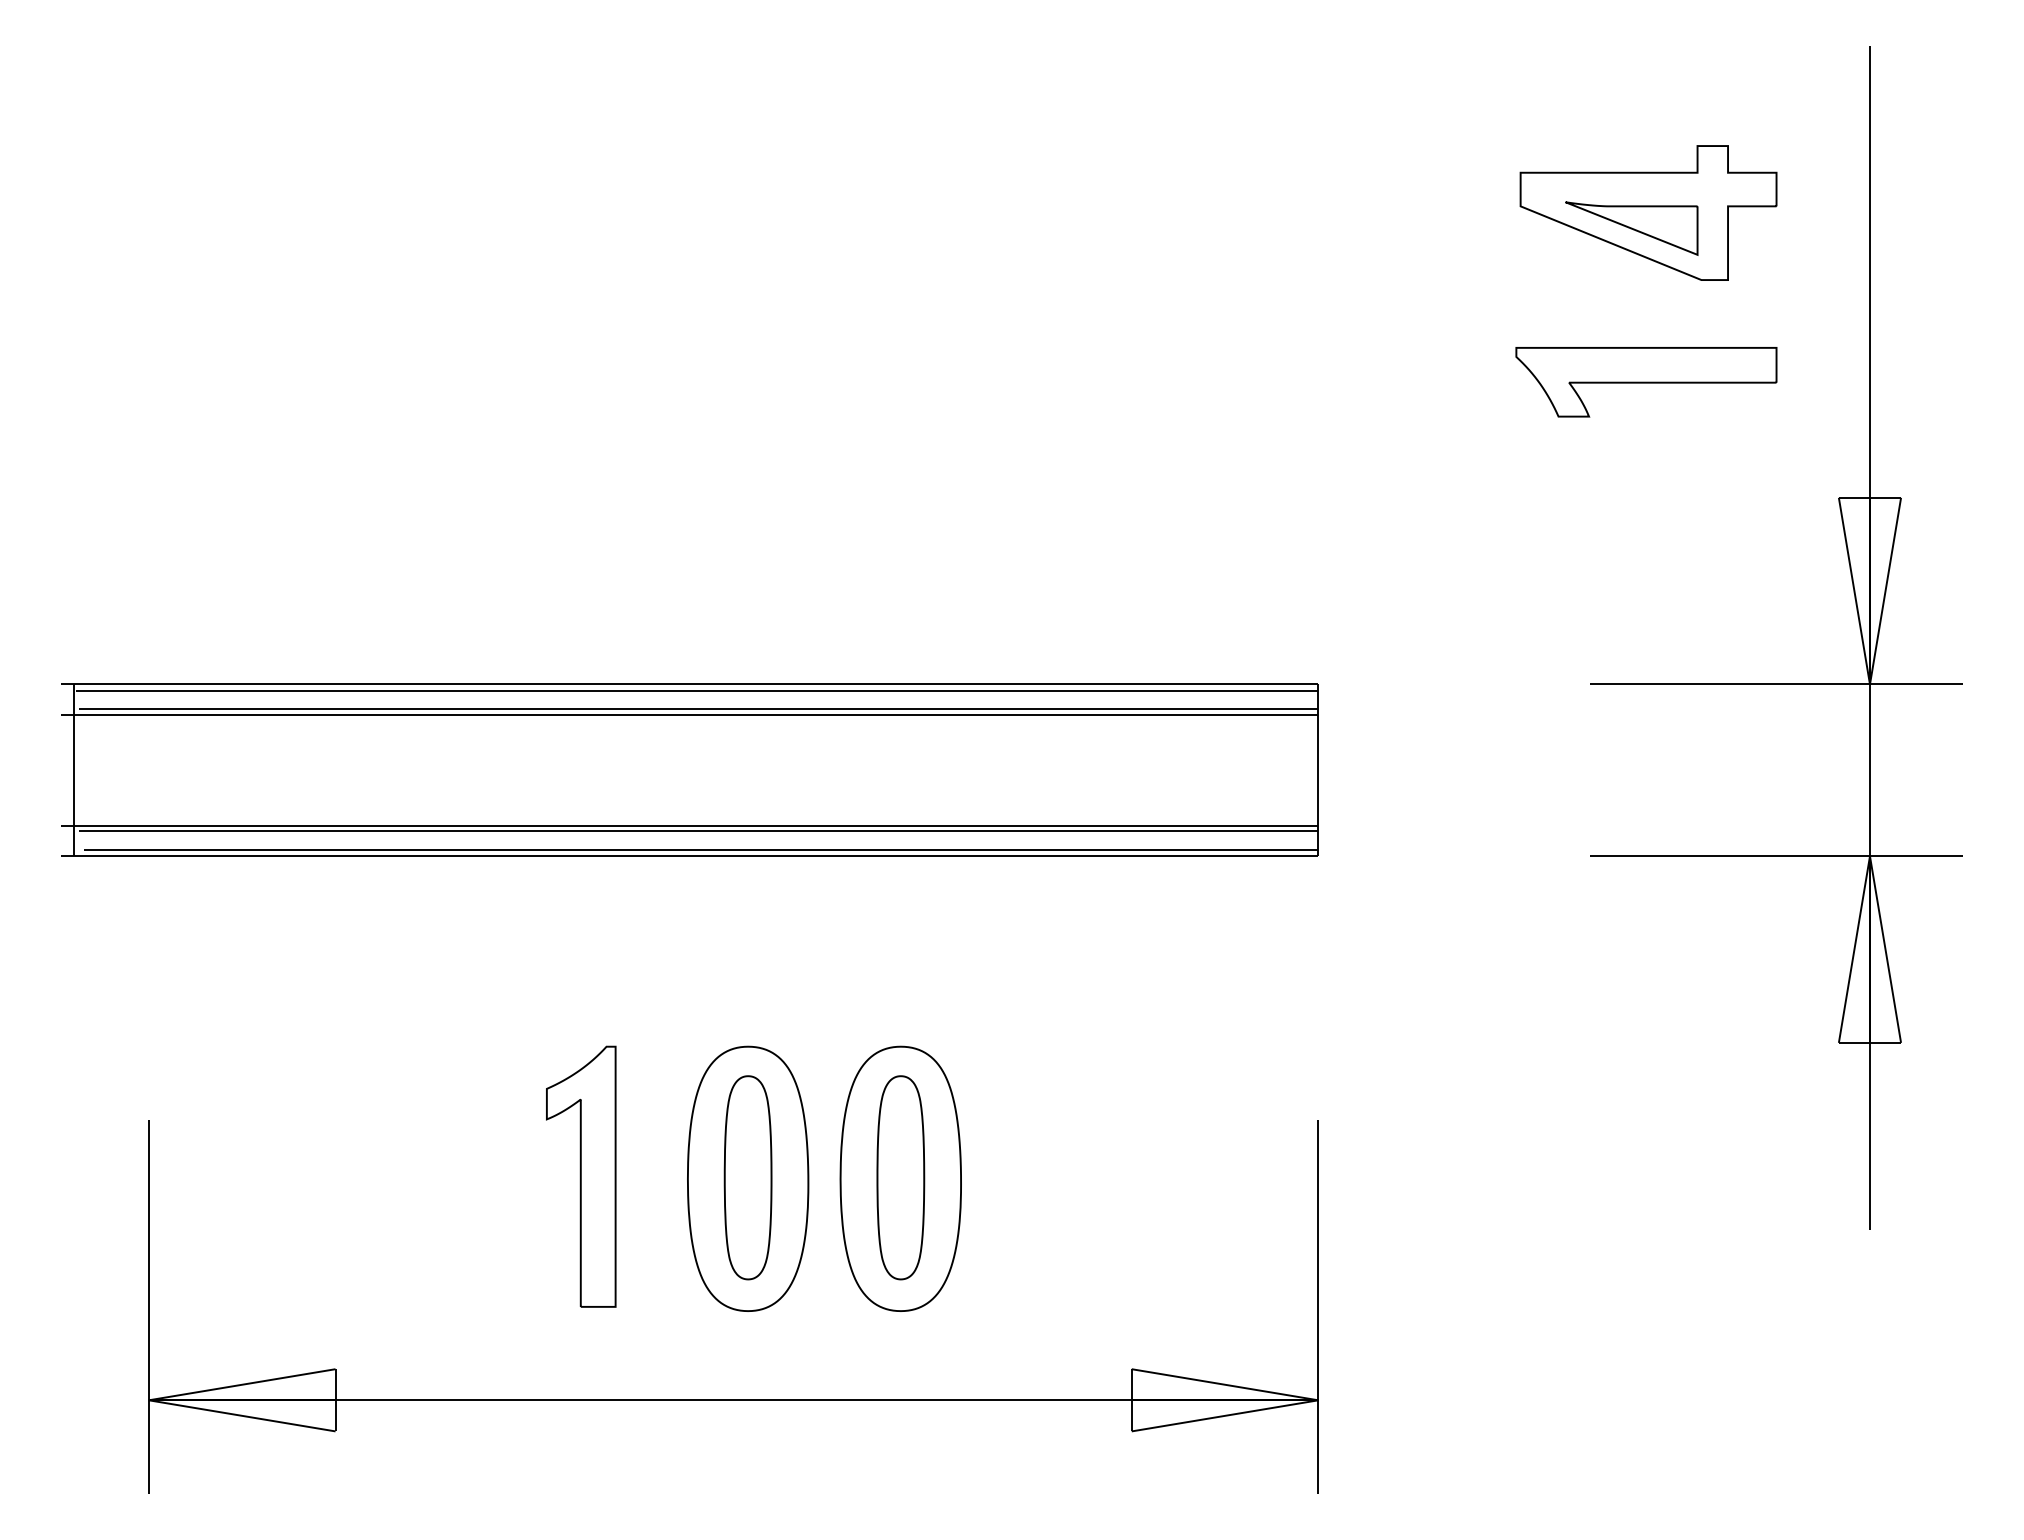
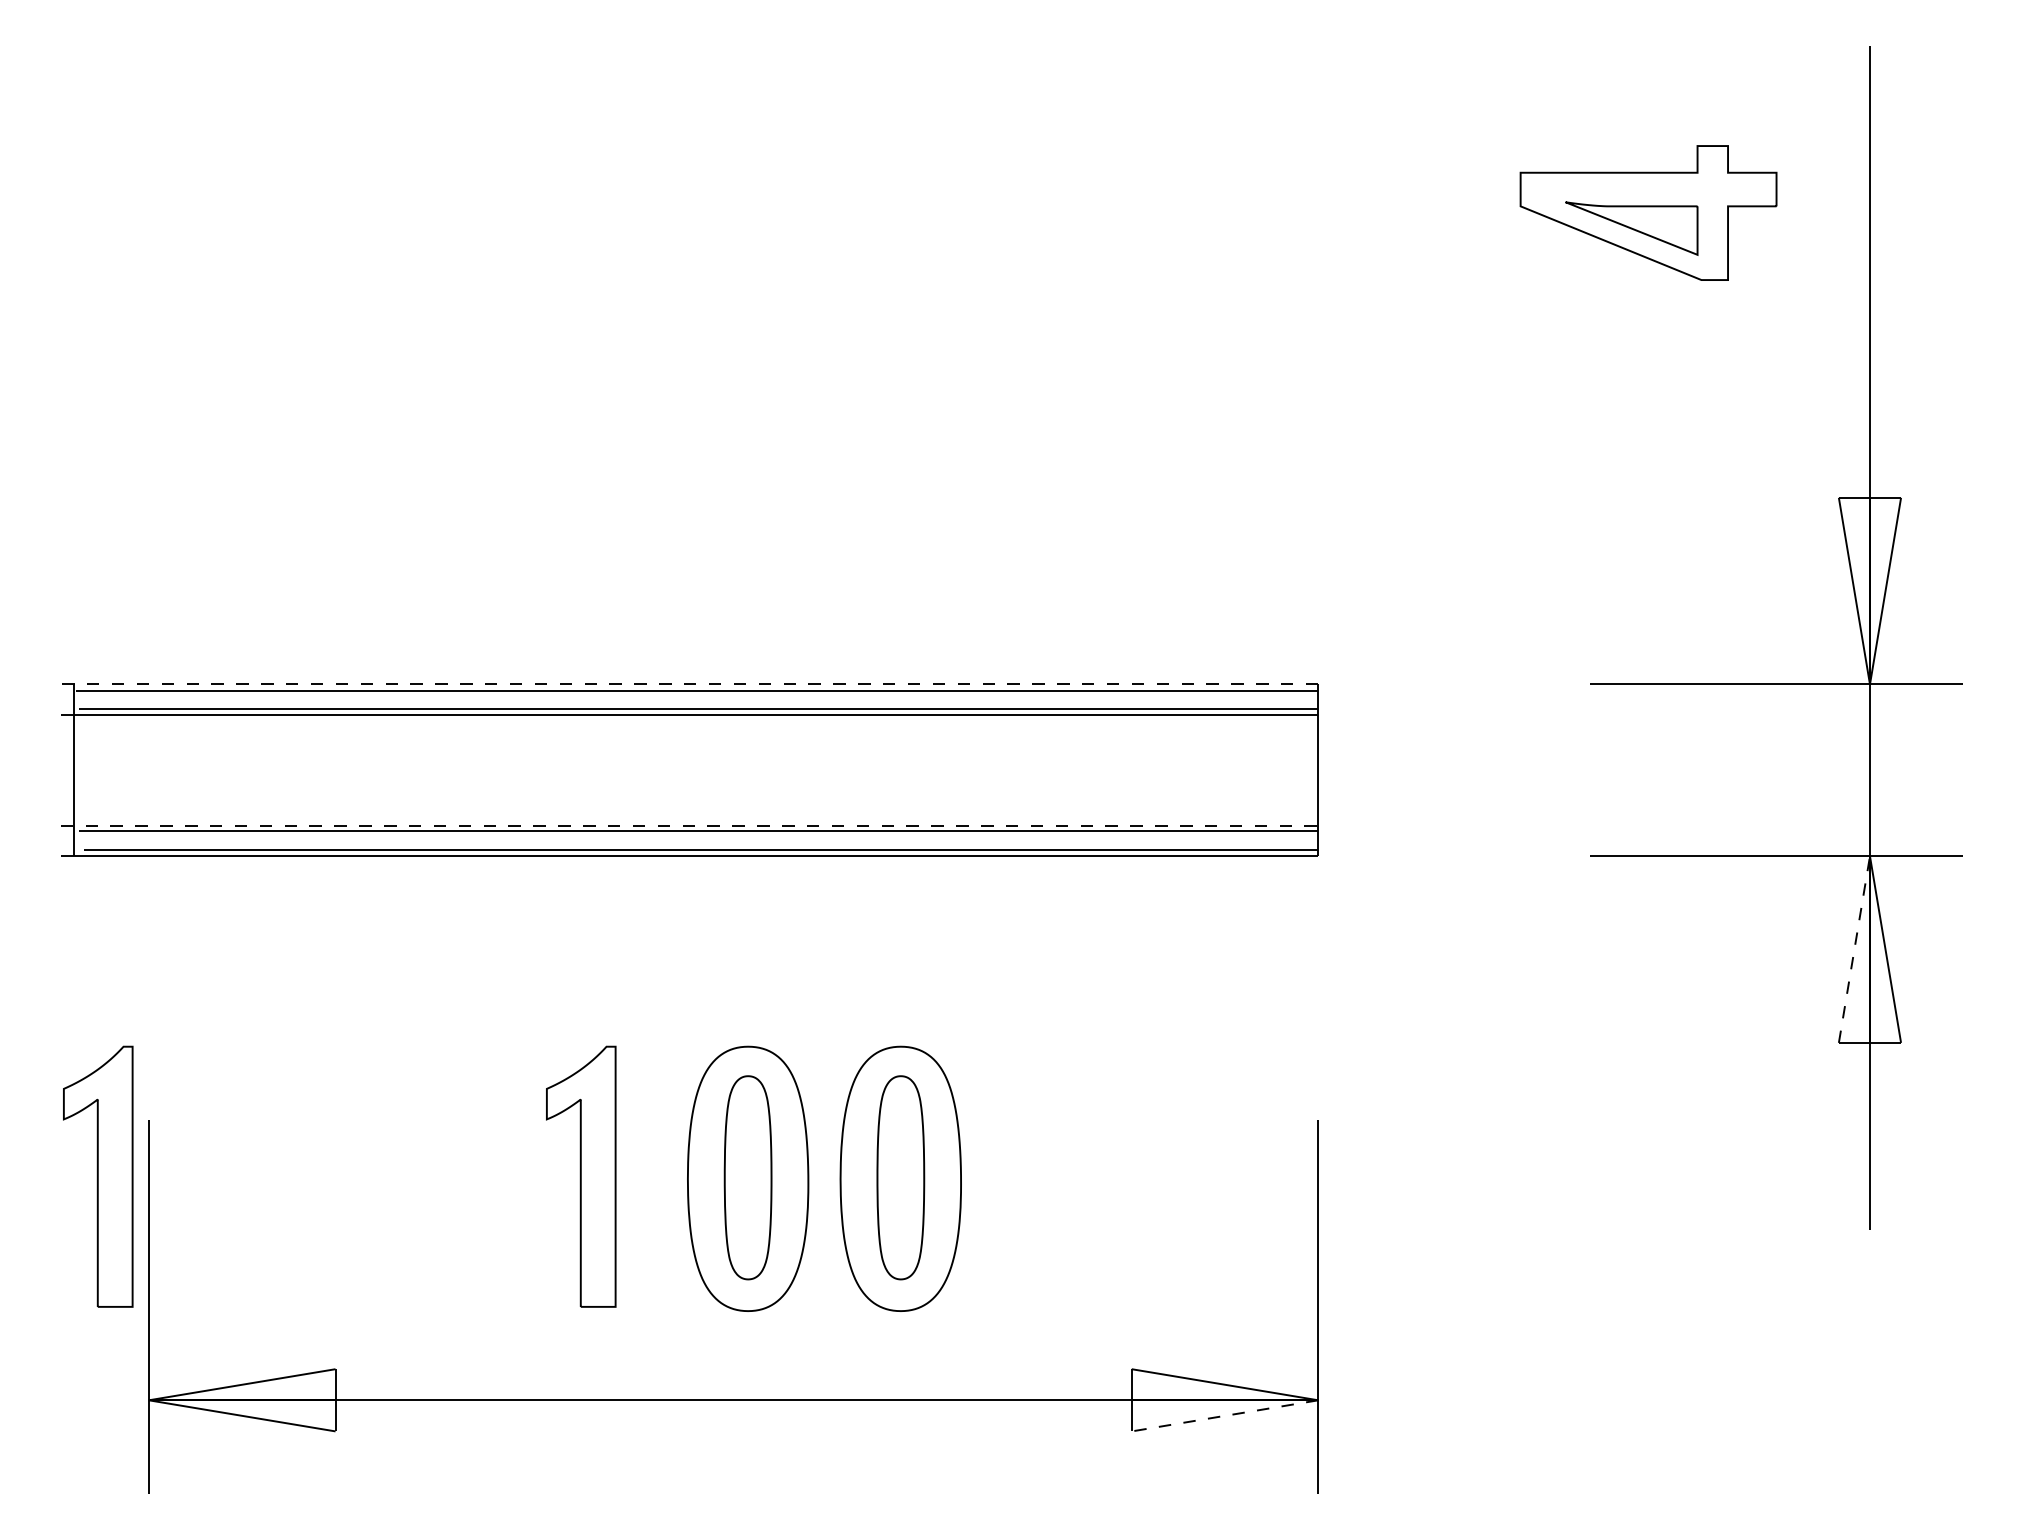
part: present -> none (1646, 382)
line: solid -> dashed (689, 684)
line: solid -> dashed (689, 825)
line: solid -> dashed (1854, 949)
part: none -> present (98, 1176)
line: solid -> dashed (1225, 1415)
